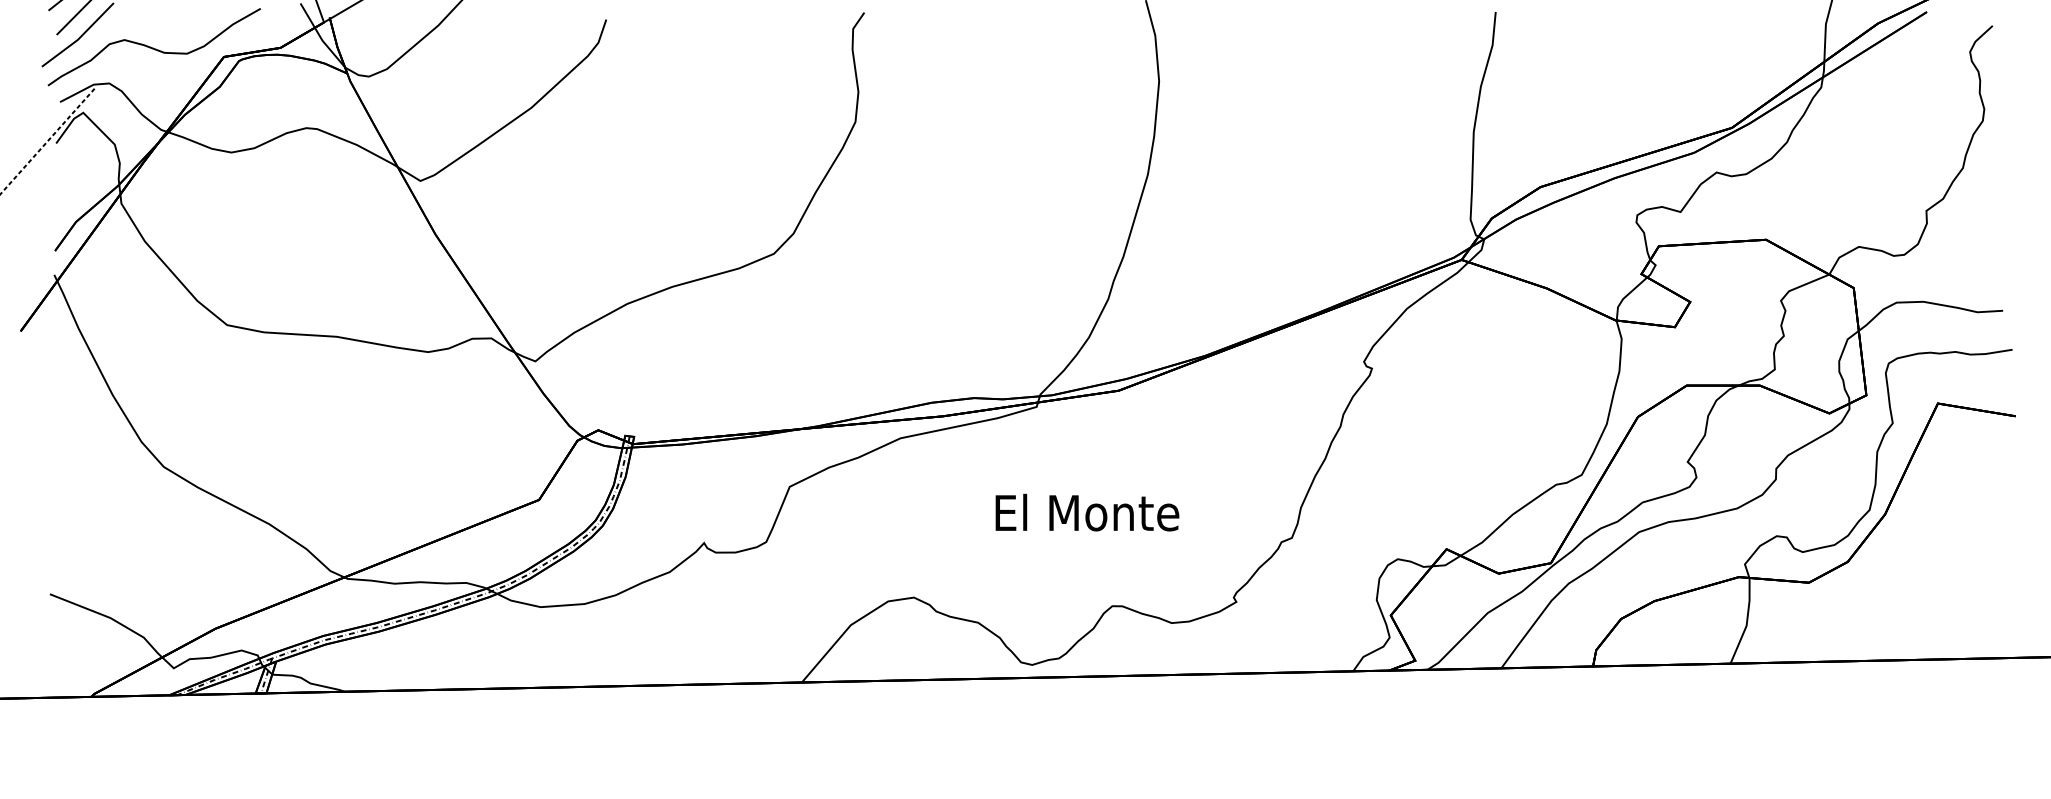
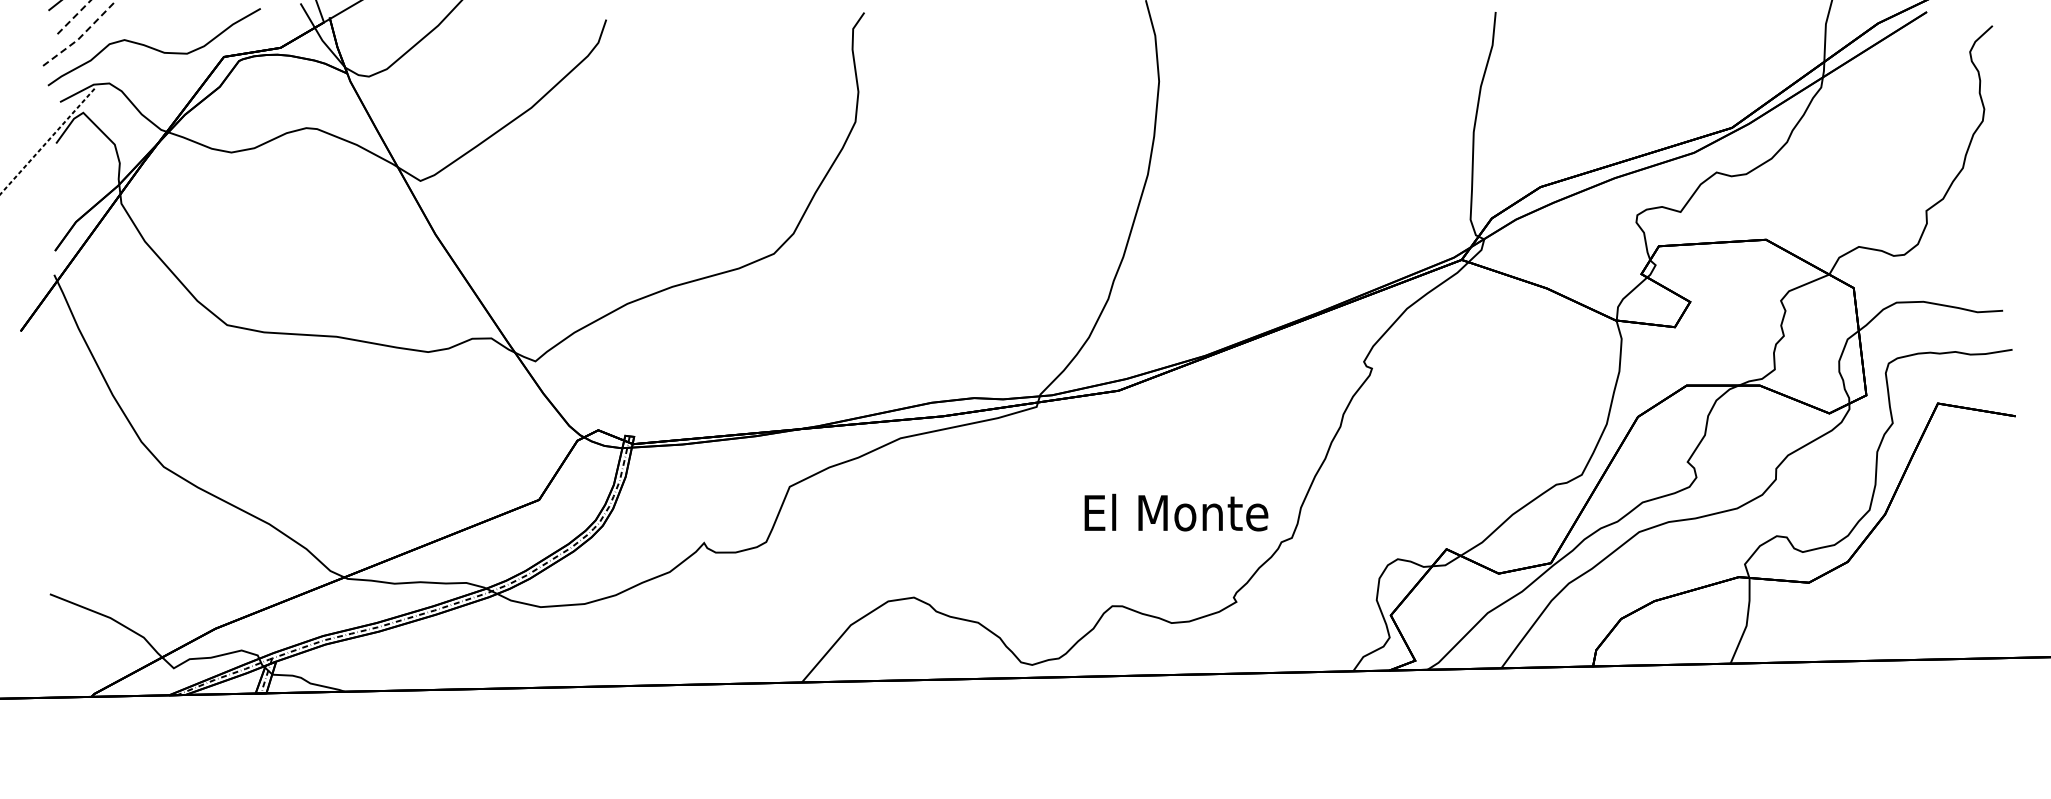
line: solid -> dashed (73, 18)
line: solid -> dashed (80, 37)
text position: (1087, 512) -> (1176, 512) (1176, 512)
